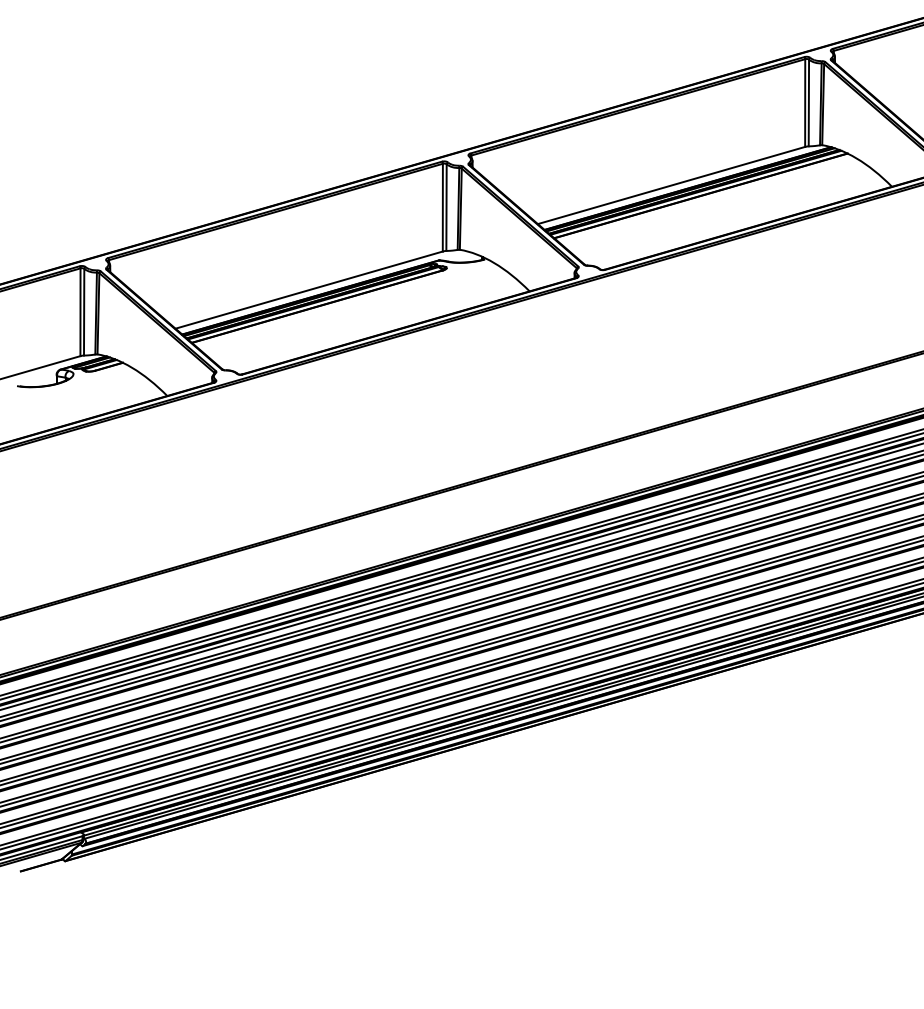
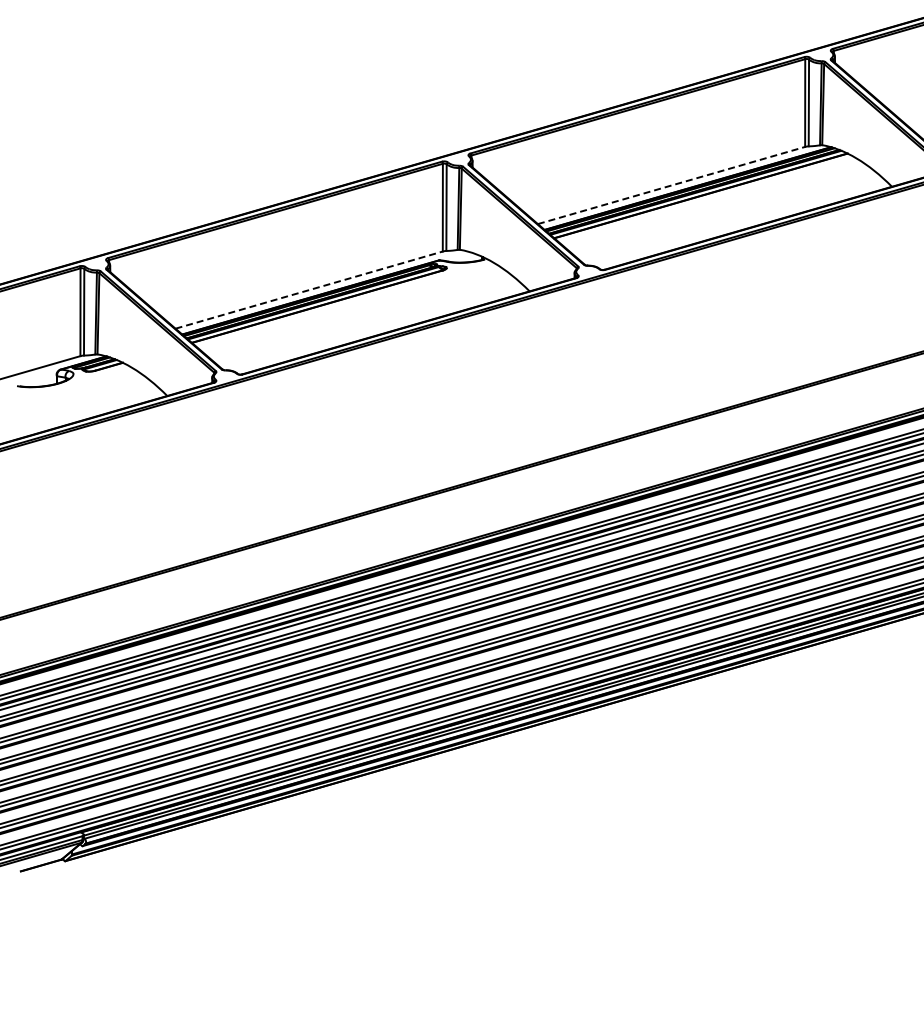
line: solid -> dashed (672, 185)
line: solid -> dashed (309, 289)
